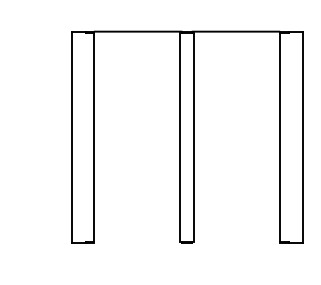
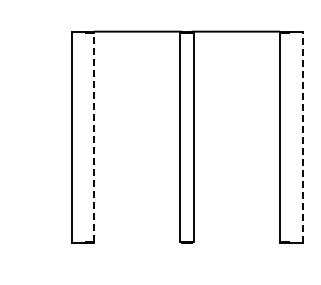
line: solid -> dashed (93, 137)
line: solid -> dashed (302, 137)
